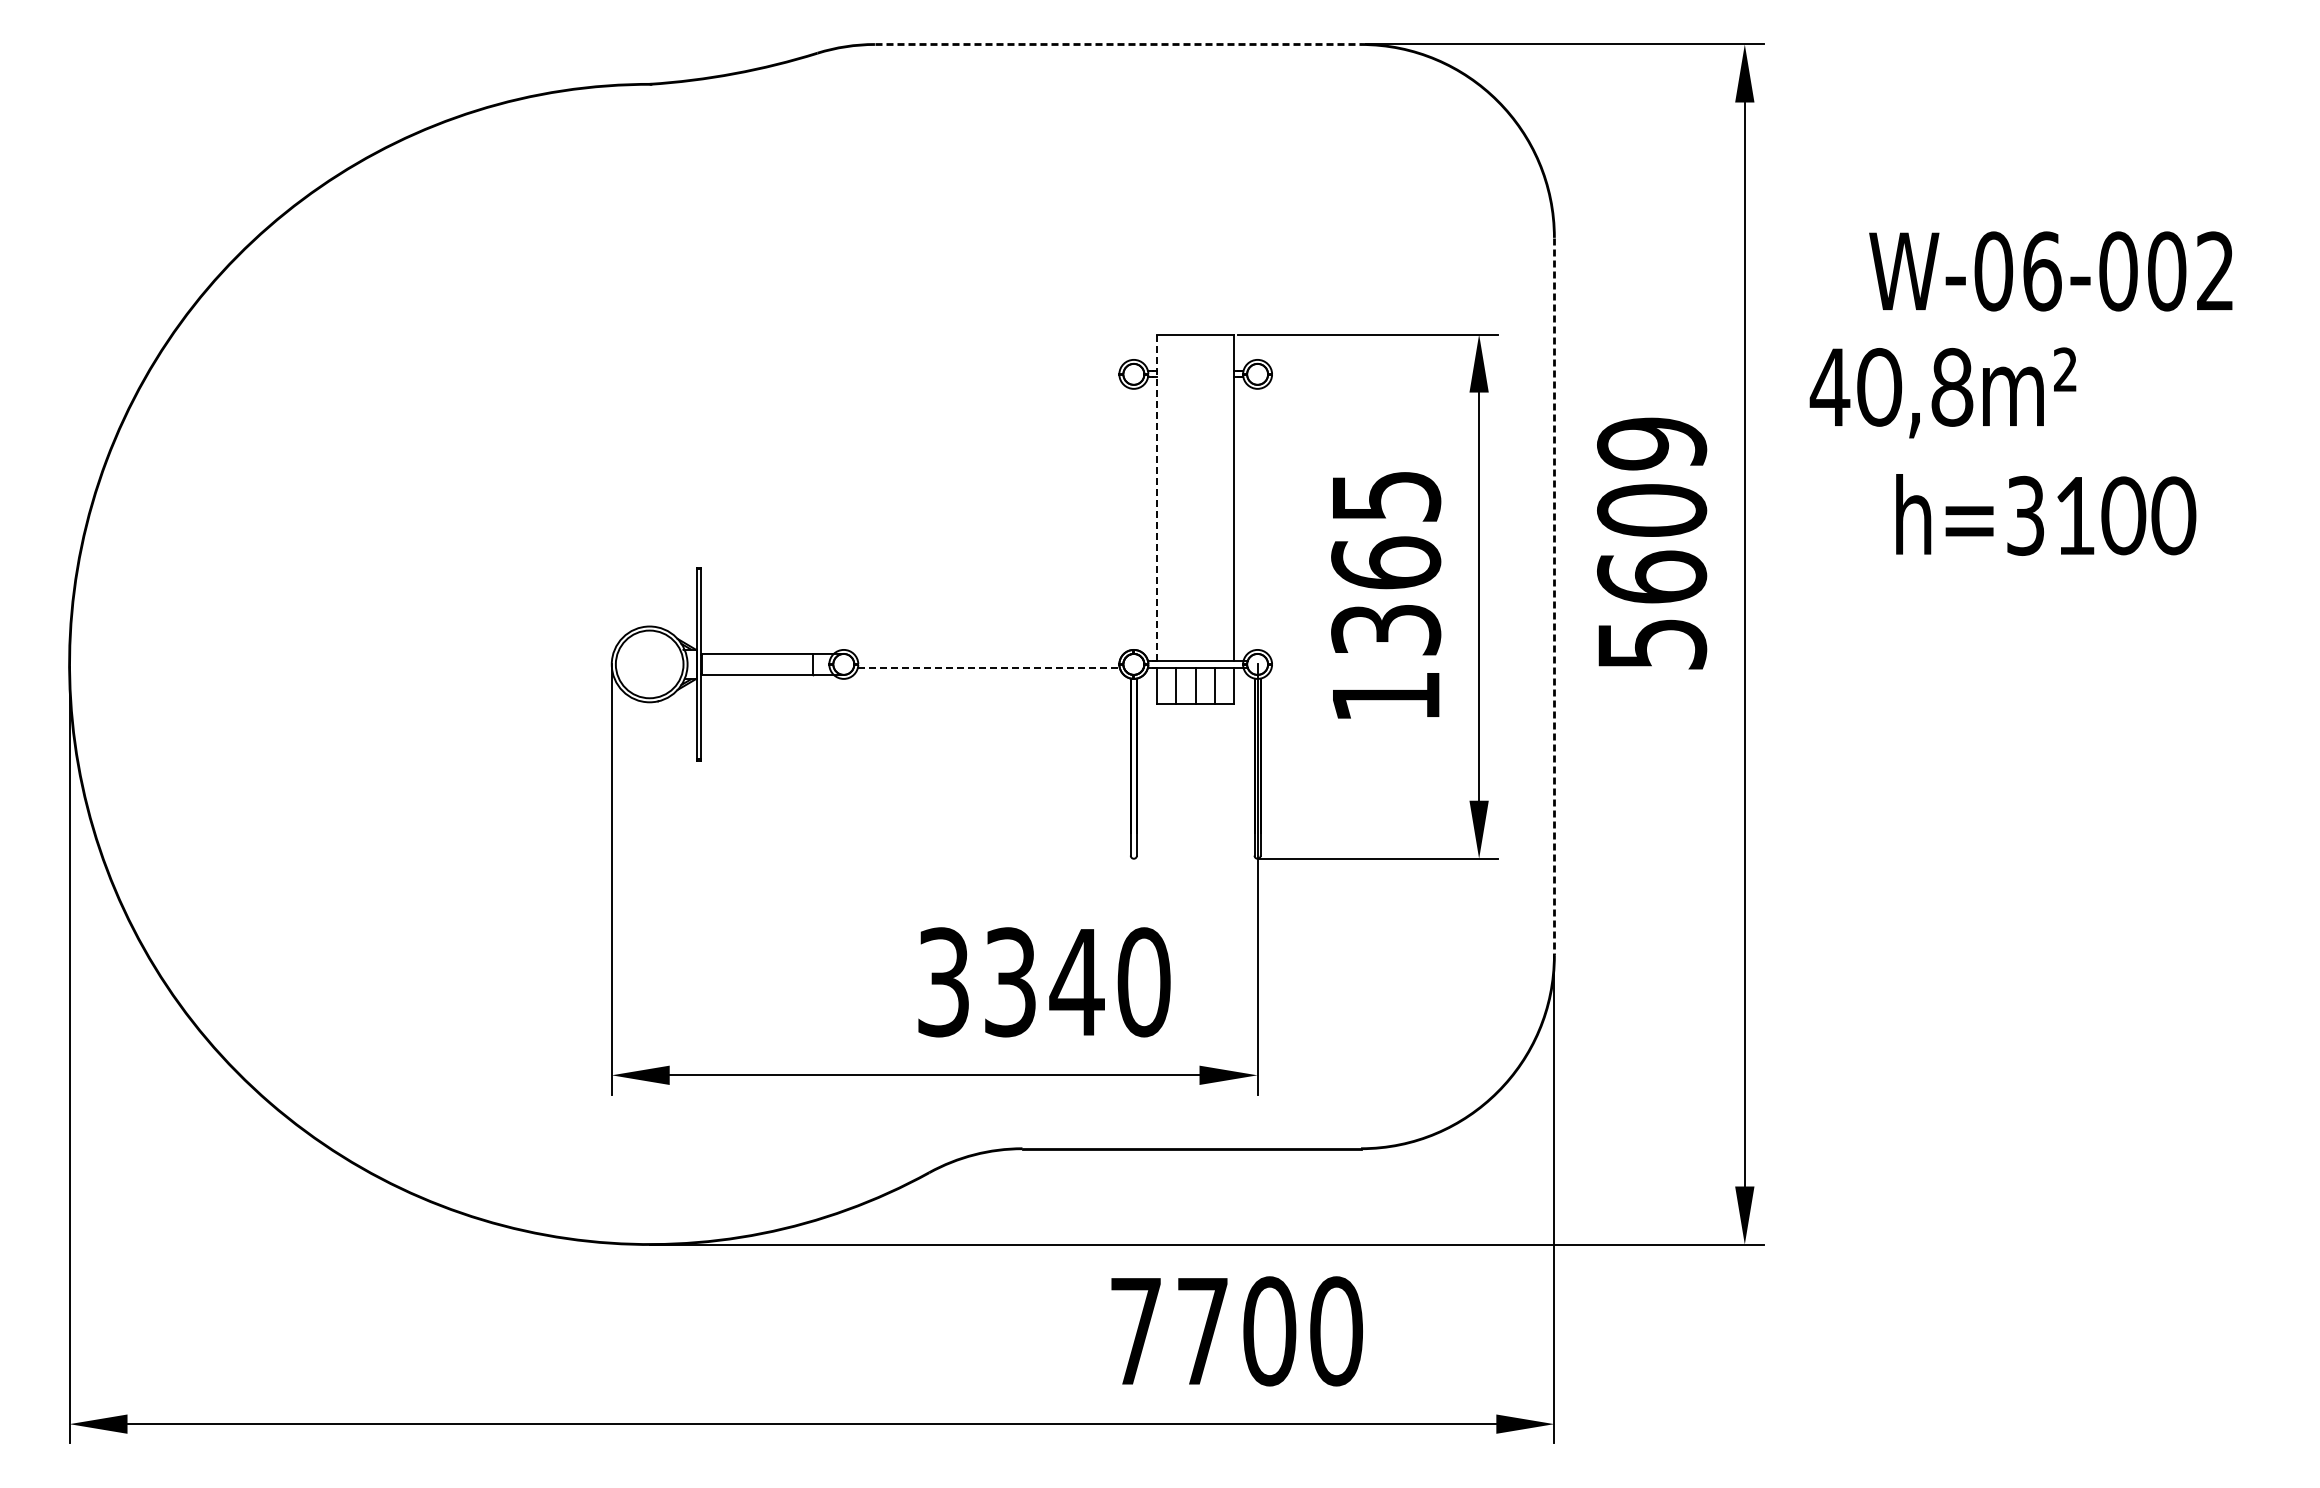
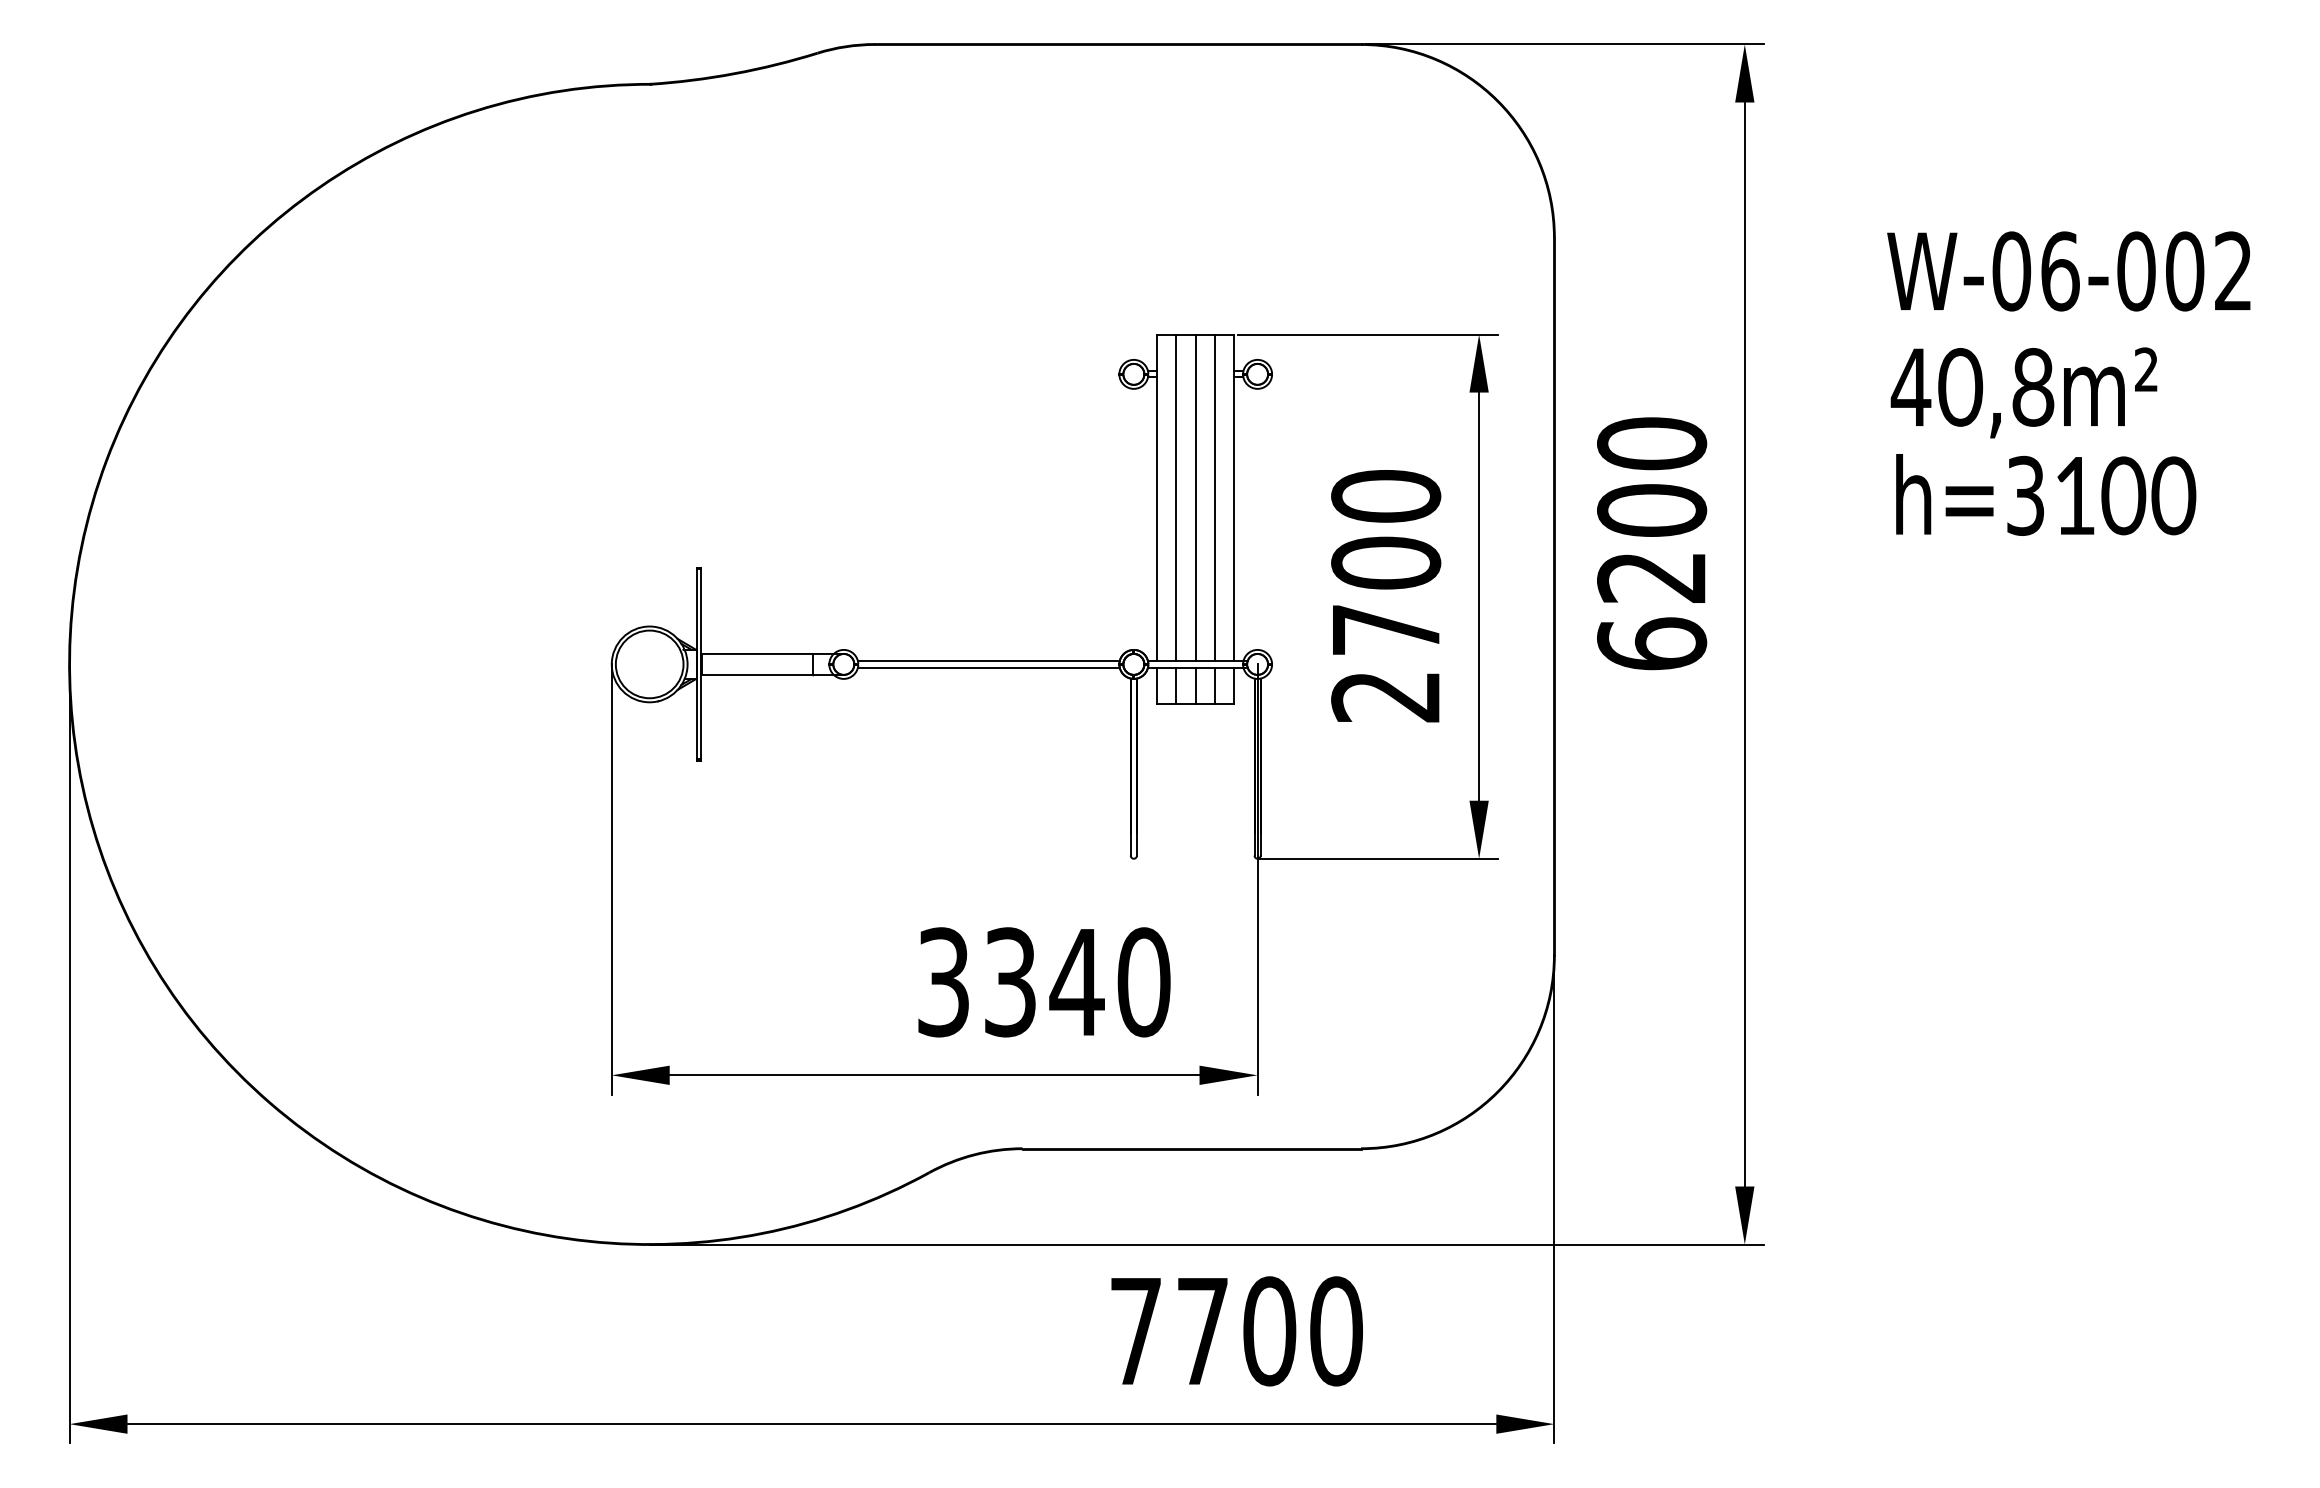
line: dashed -> solid (1118, 44)
text position: (2050, 271) -> (2068, 271) (2068, 271)
text position: (1942, 392) -> (2023, 392) (2023, 392)
line: dashed -> solid (1157, 497)
line: none -> present (1176, 497)
line: none -> present (1195, 497)
line: none -> present (1215, 497)
text position: (2046, 514) -> (2046, 494) (2046, 494)
text: 5609 -> 6200 (1652, 543)
text: 1365 -> 2700 (1386, 596)
line: dashed -> solid (1554, 596)
line: none -> present (988, 661)
line: dashed -> solid (988, 667)
